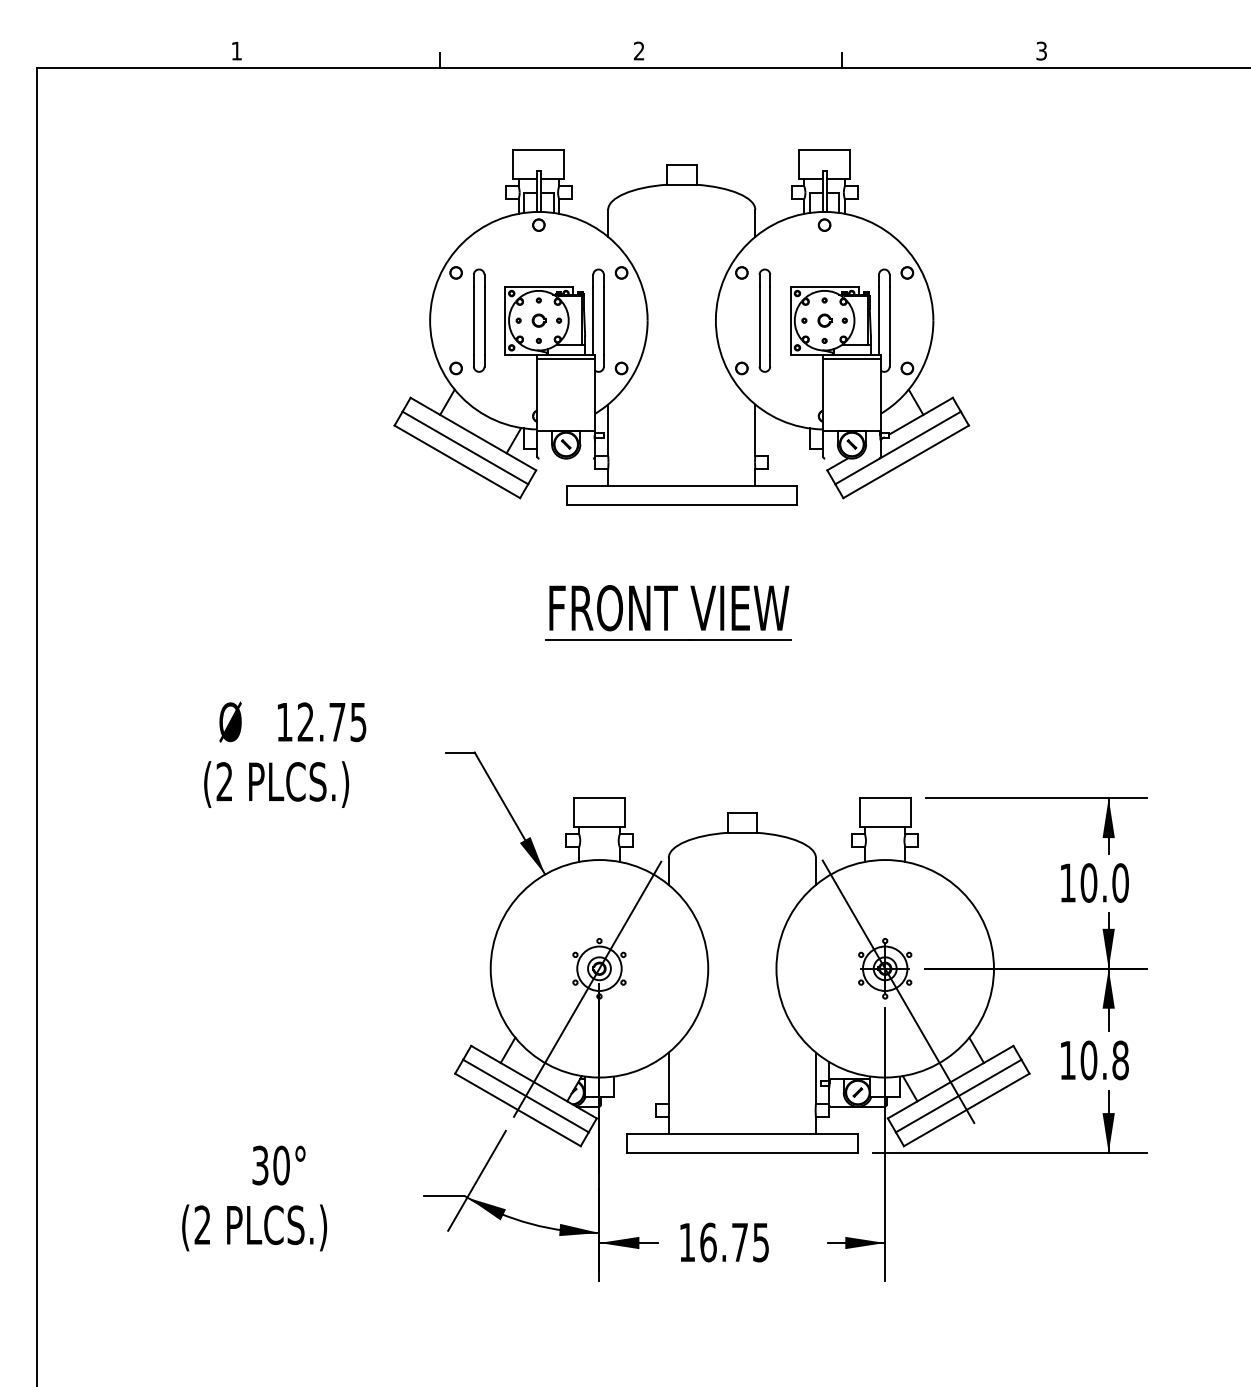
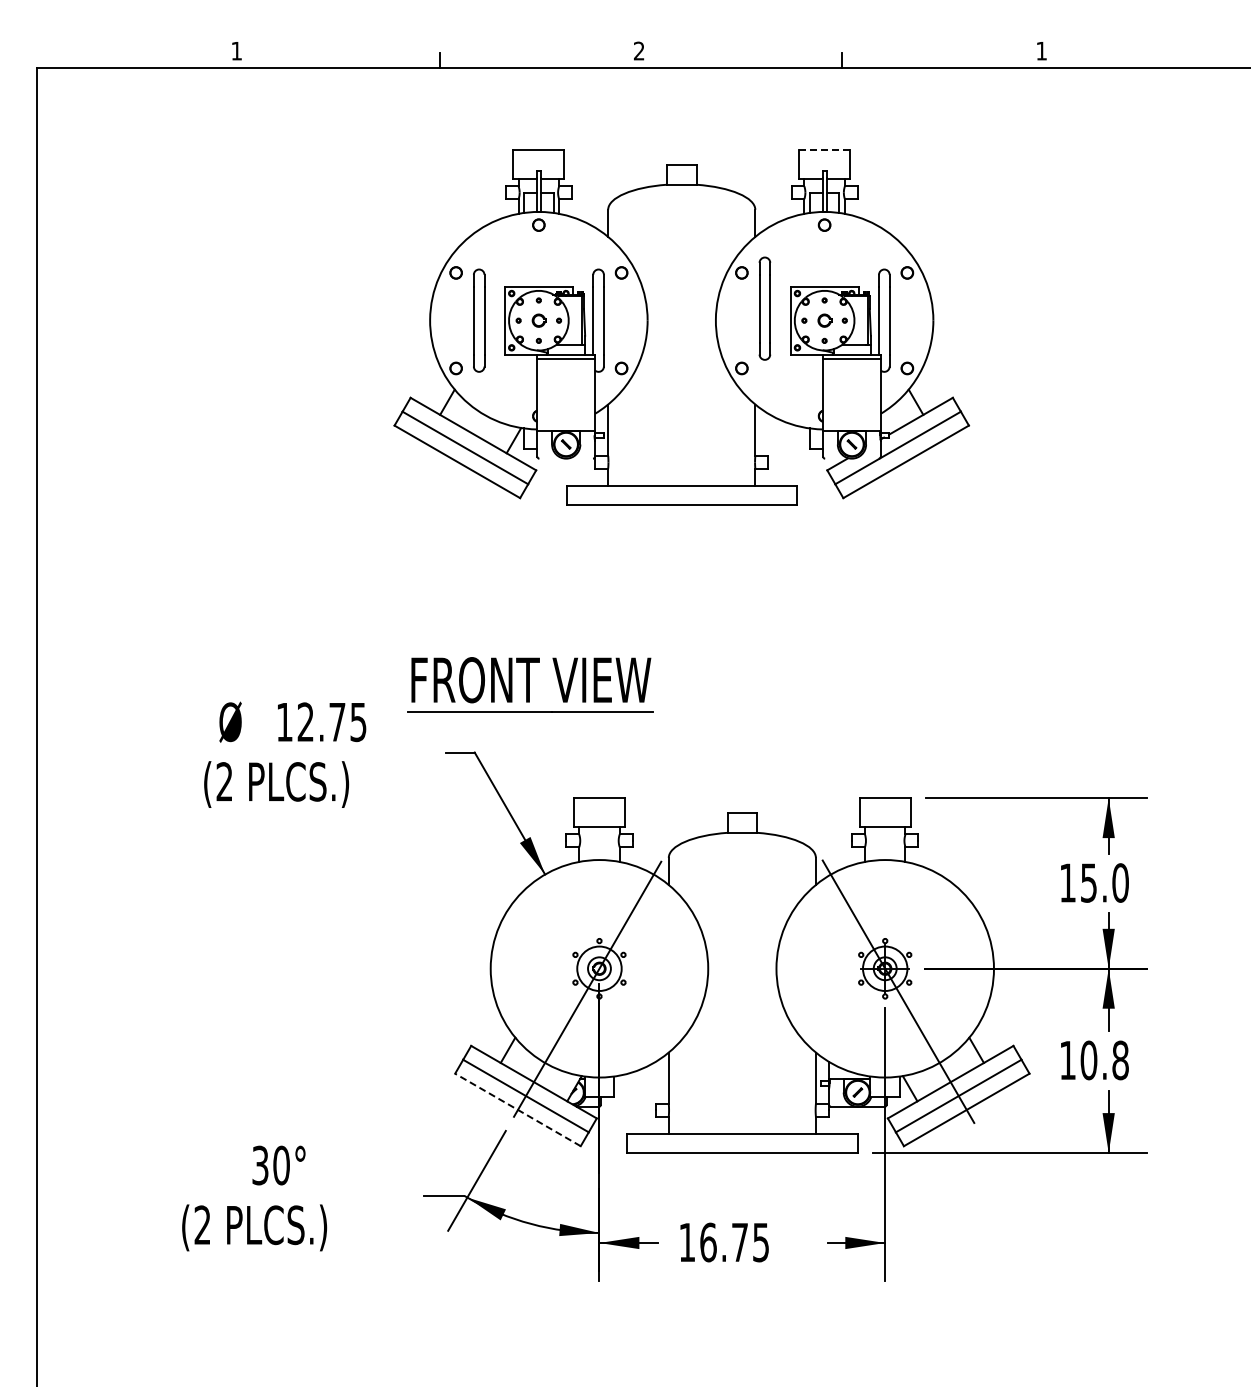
text: 3 -> 1 (1041, 50)
line: solid -> dashed (824, 150)
part position: (764, 320) -> (764, 308) (764, 308)
part position: (668, 612) -> (530, 684) (530, 684)
text: 10.0 -> 15.0 (1088, 882)
line: solid -> dashed (517, 1109)
